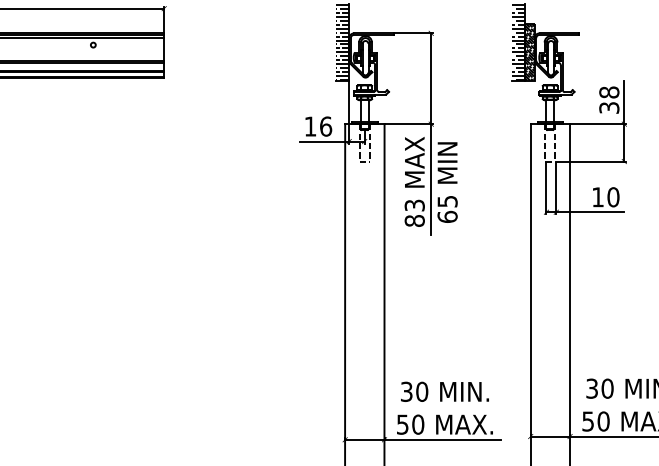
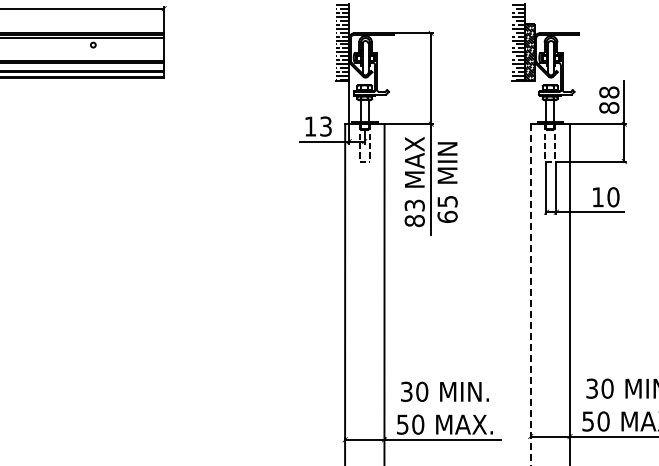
text: 38 -> 88 (609, 107)
text: 16 -> 13 (326, 126)
line: solid -> dashed (530, 295)
